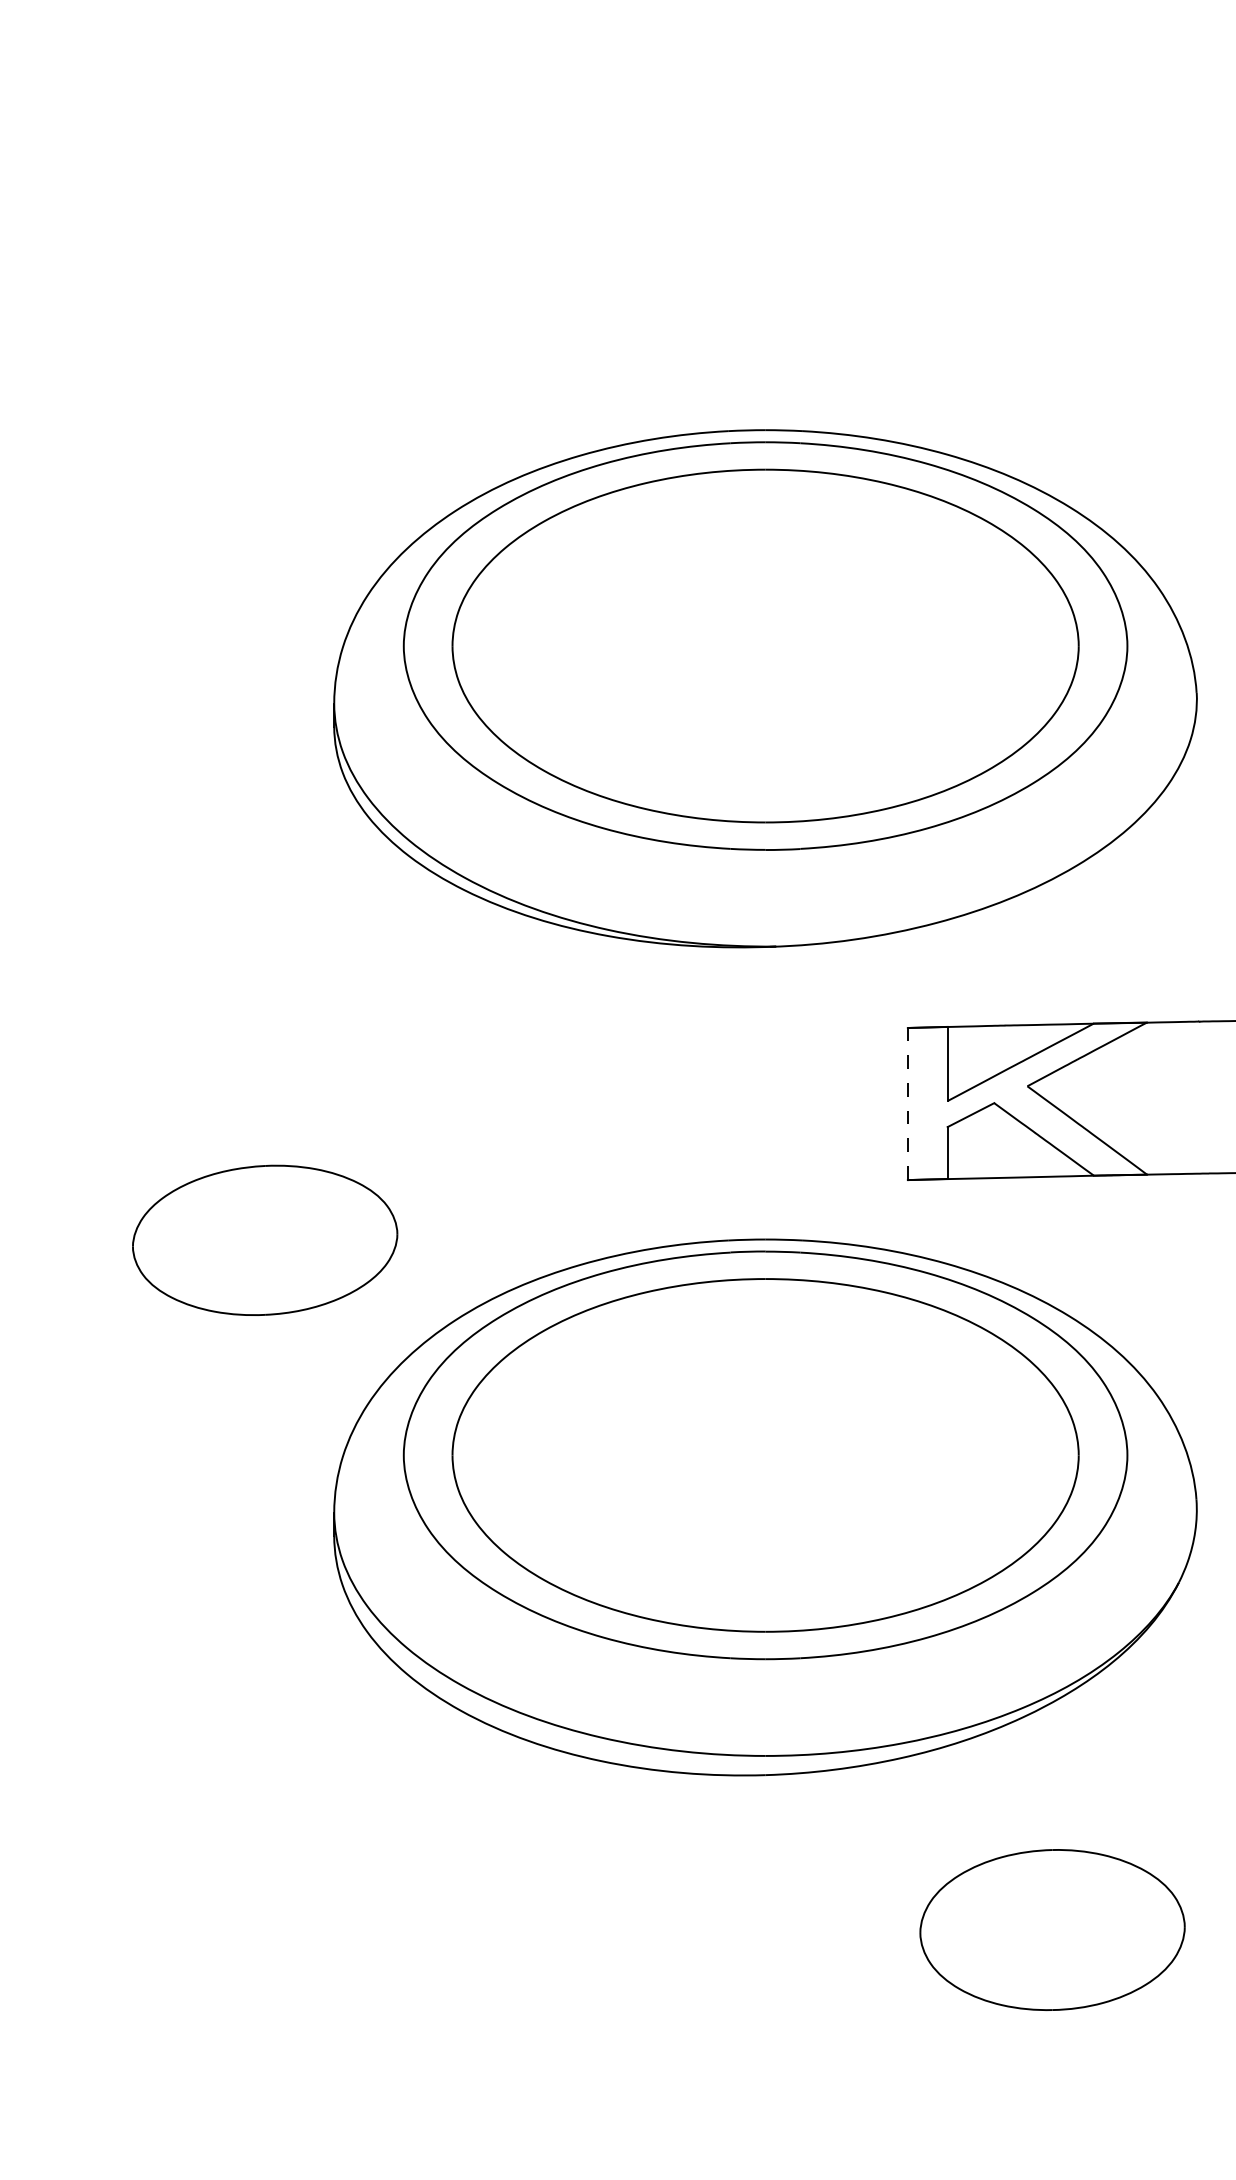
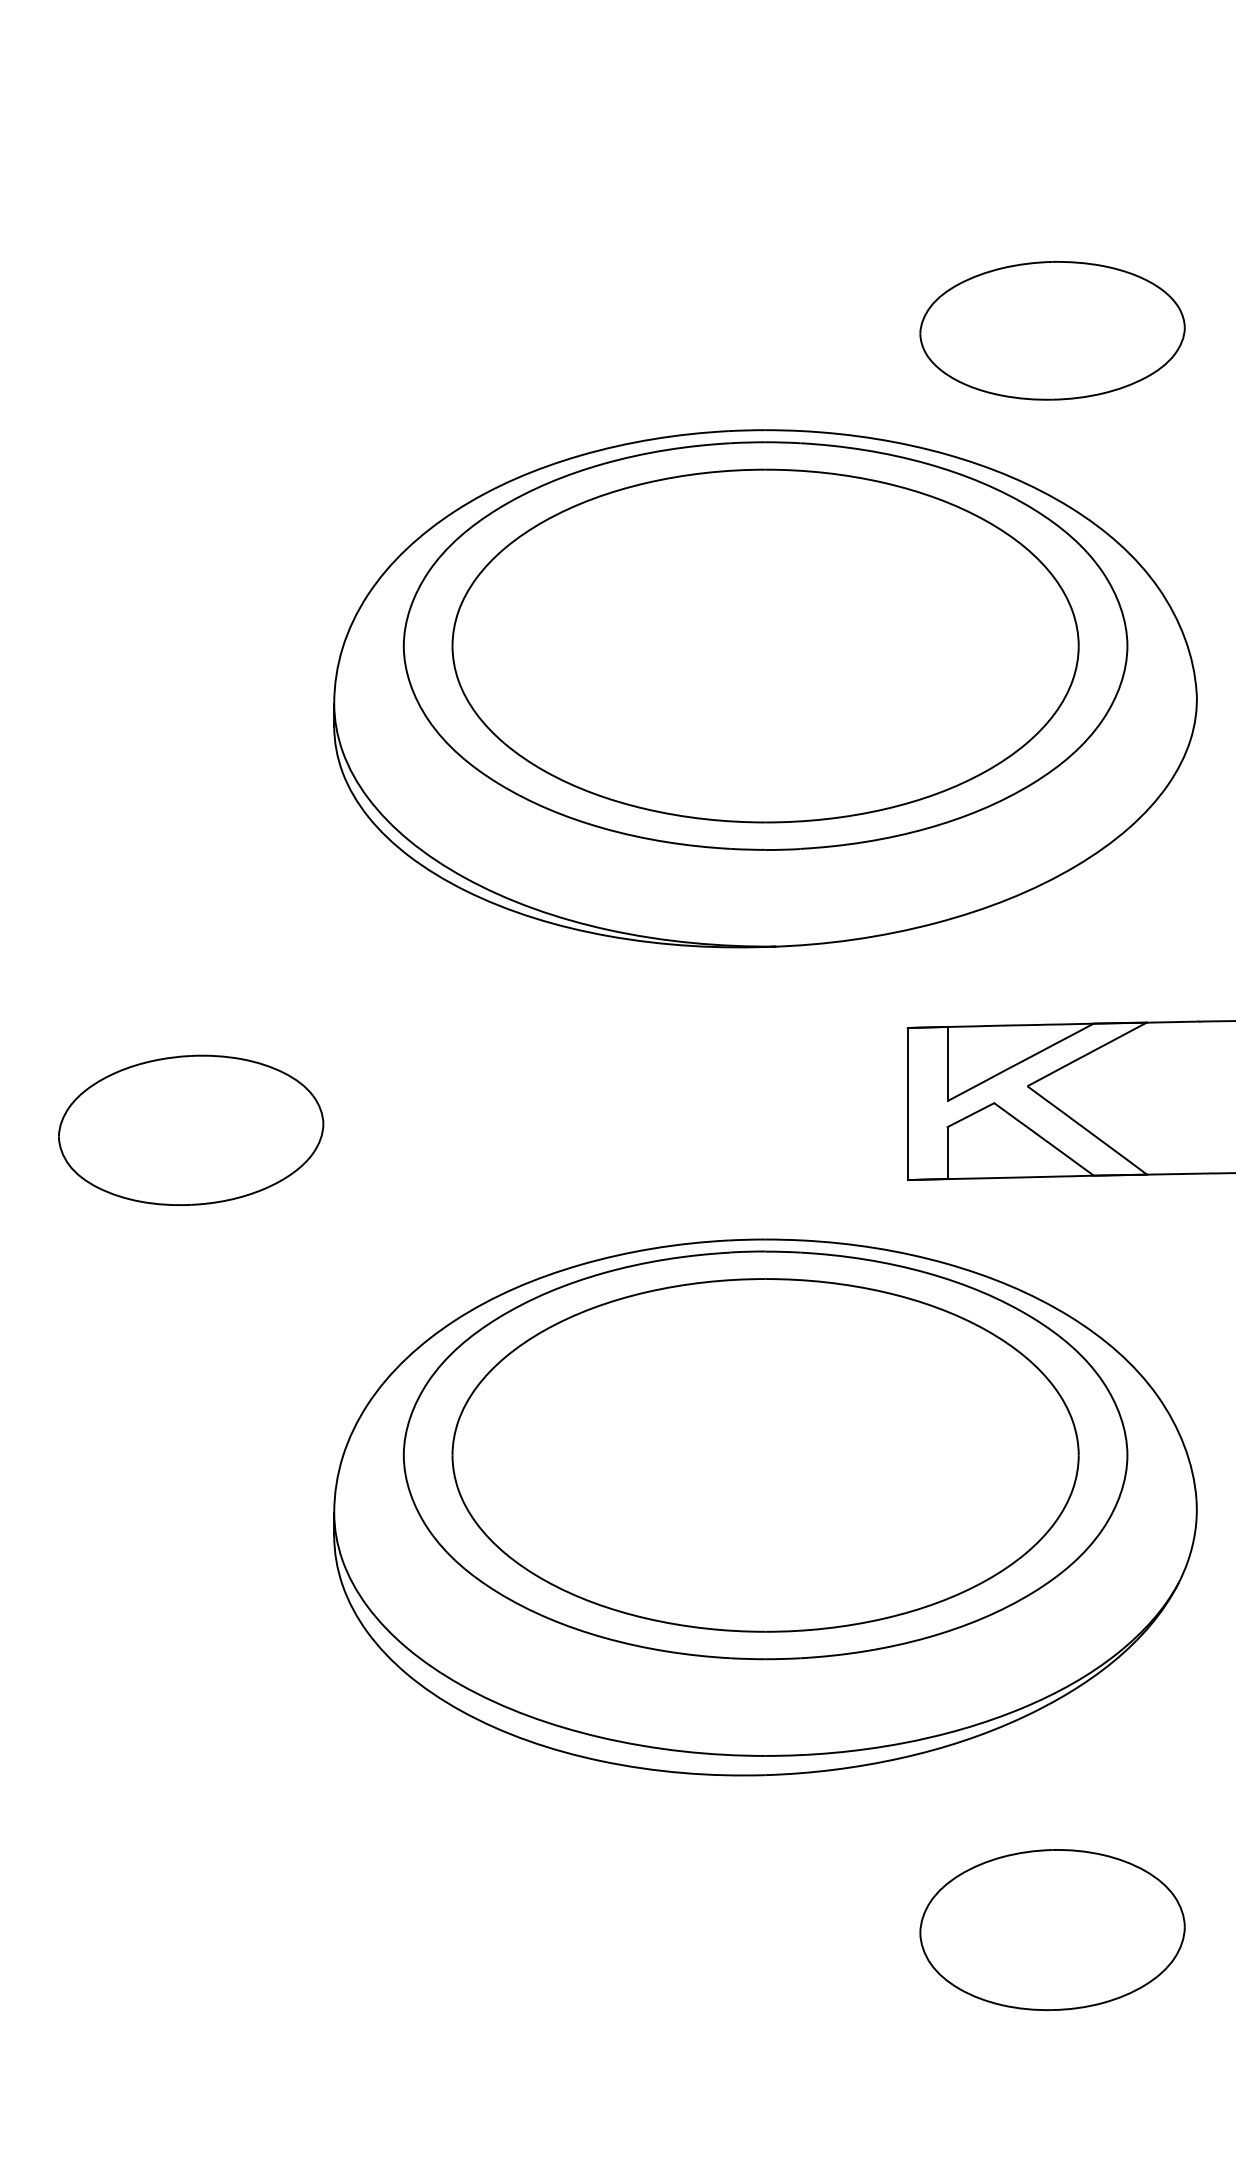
part: none -> present (1052, 330)
line: dashed -> solid (907, 1103)
part position: (265, 1239) -> (191, 1129) (191, 1129)
